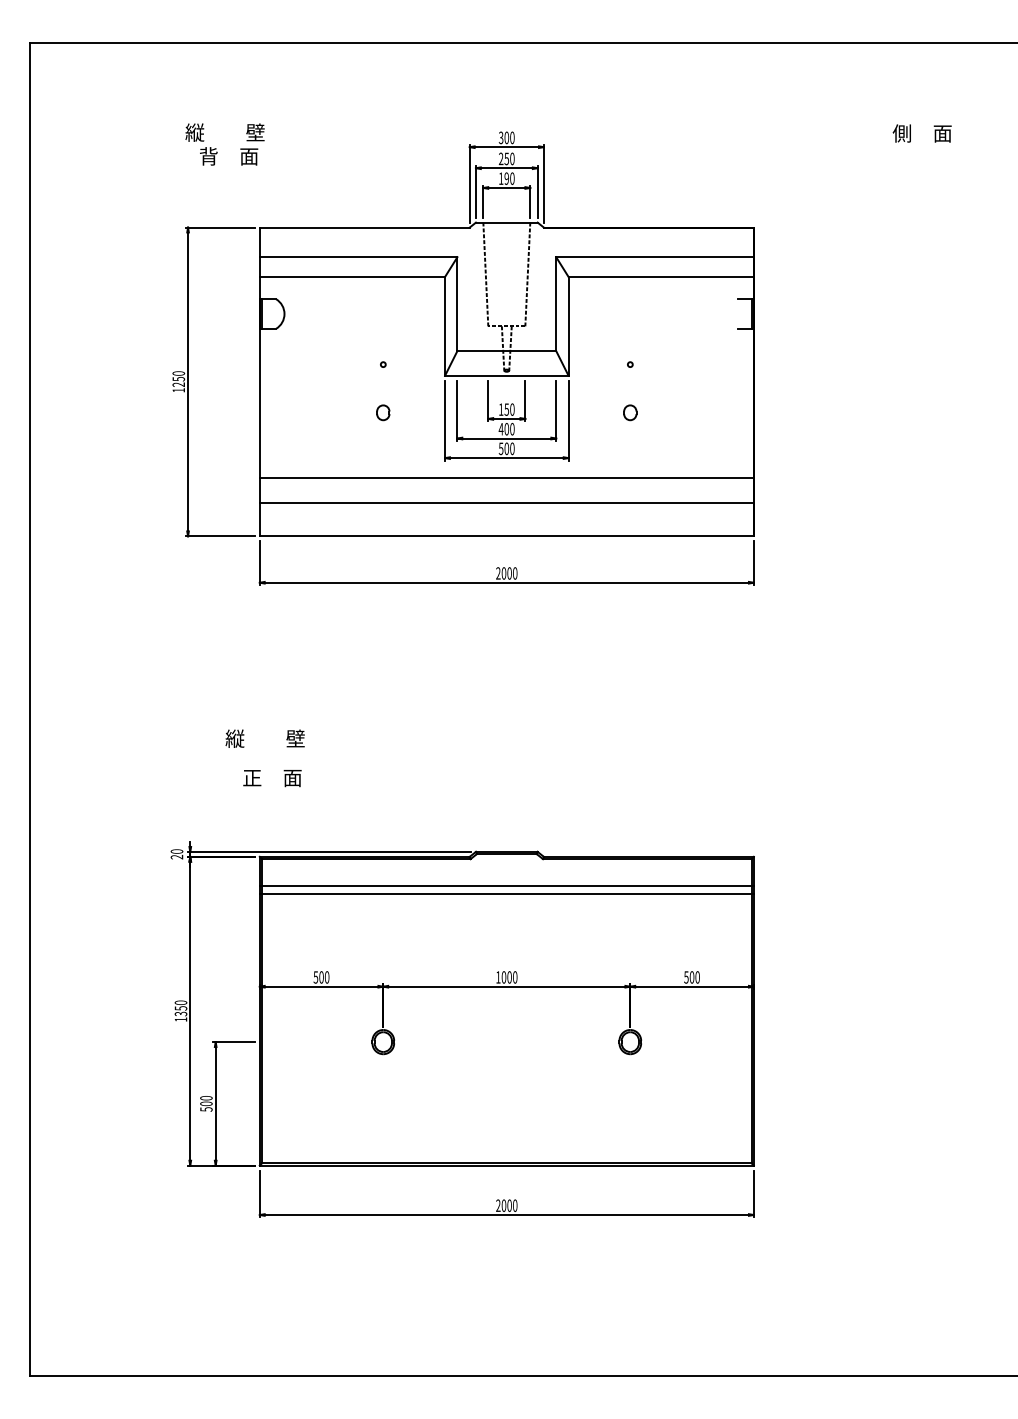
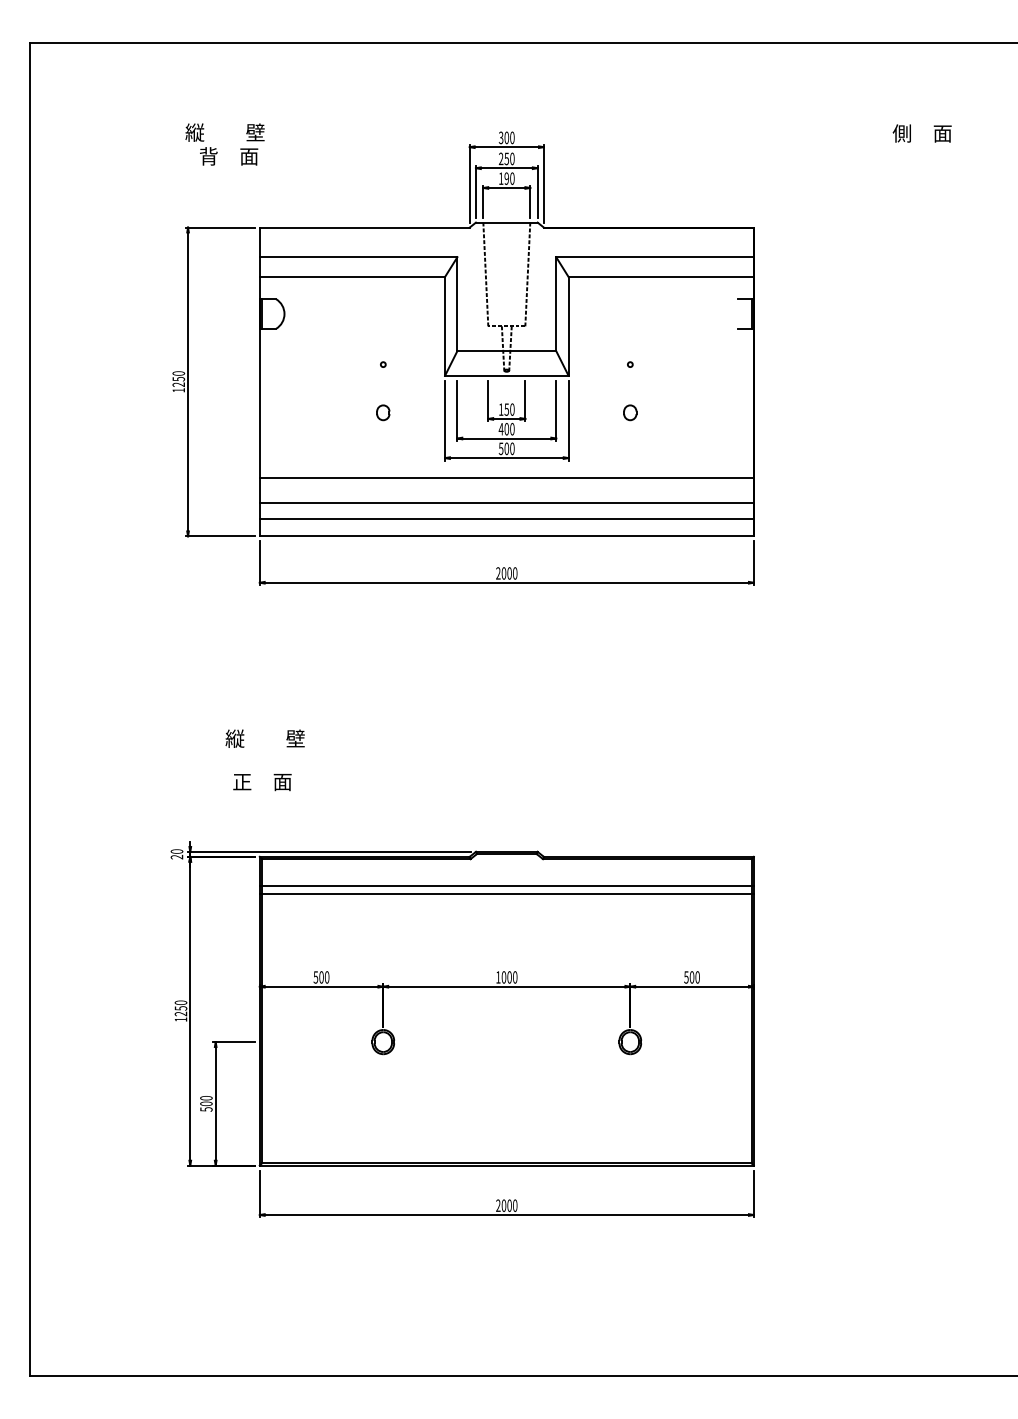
line: none -> present (506, 519)
text position: (272, 778) -> (262, 782) (262, 782)
text: 1350 -> 1250 (181, 1013)
